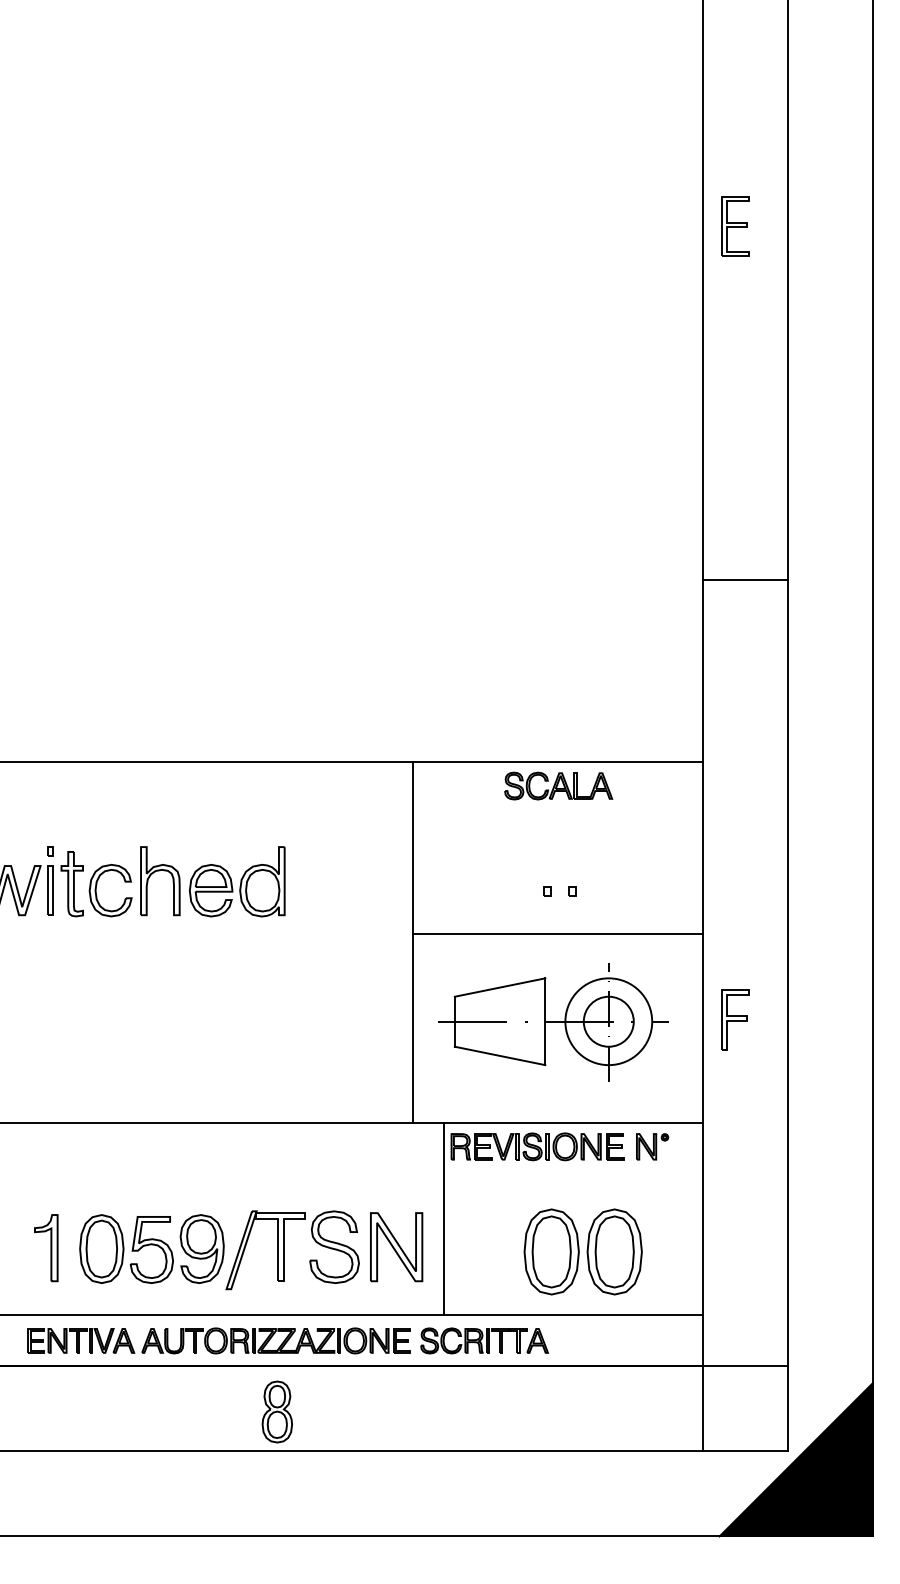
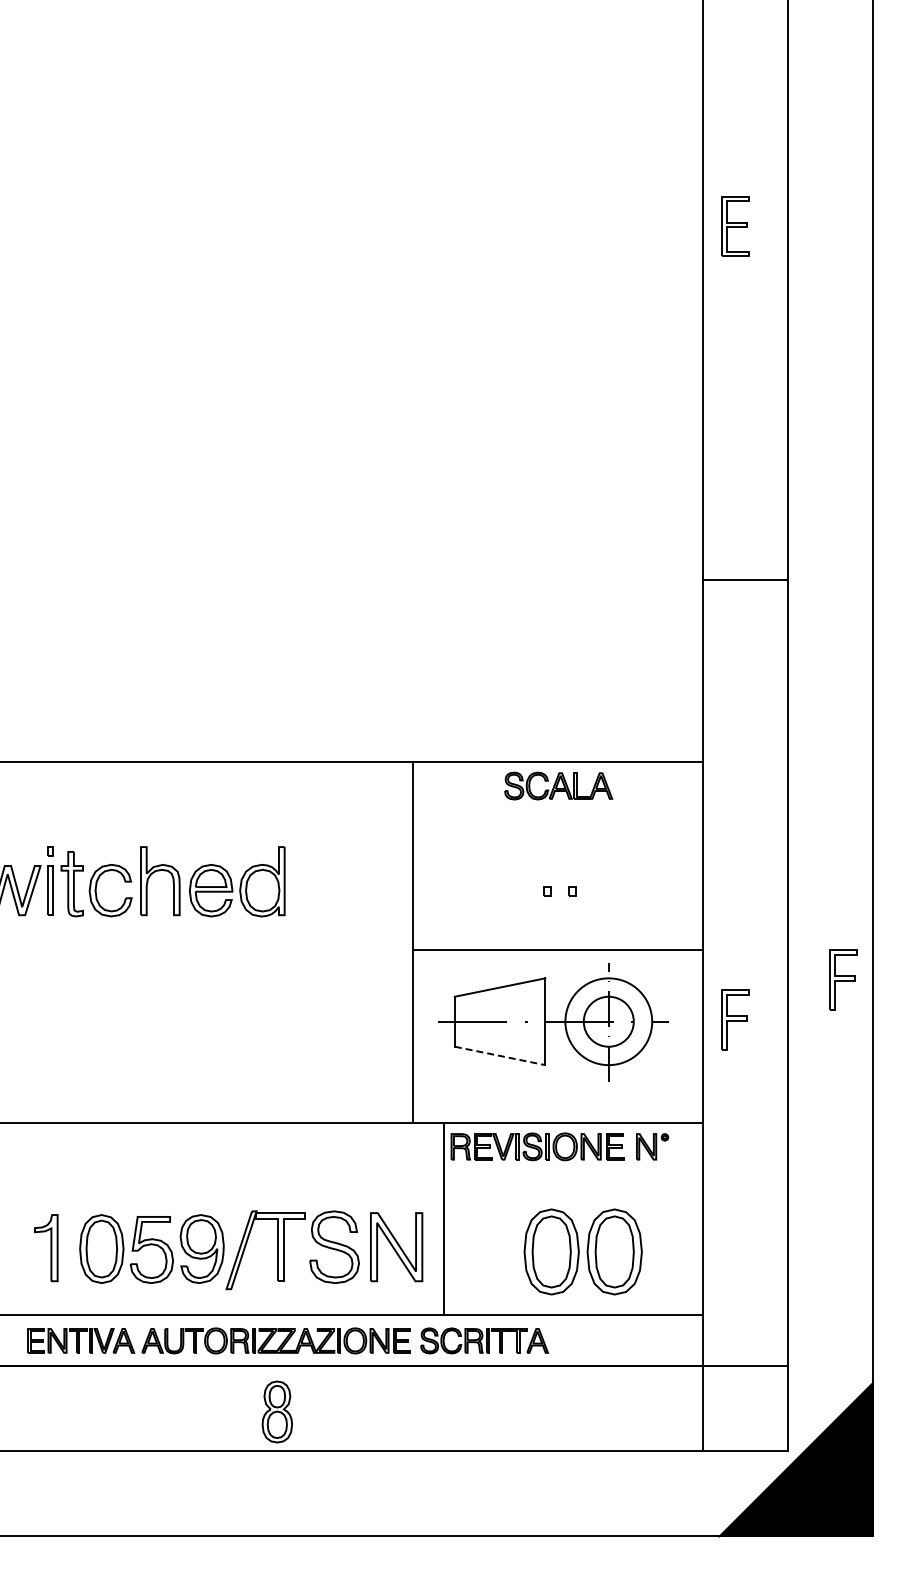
line position: (557, 933) -> (557, 949) (557, 949)
part: none -> present (843, 979)
line: solid -> dashed (500, 1056)
